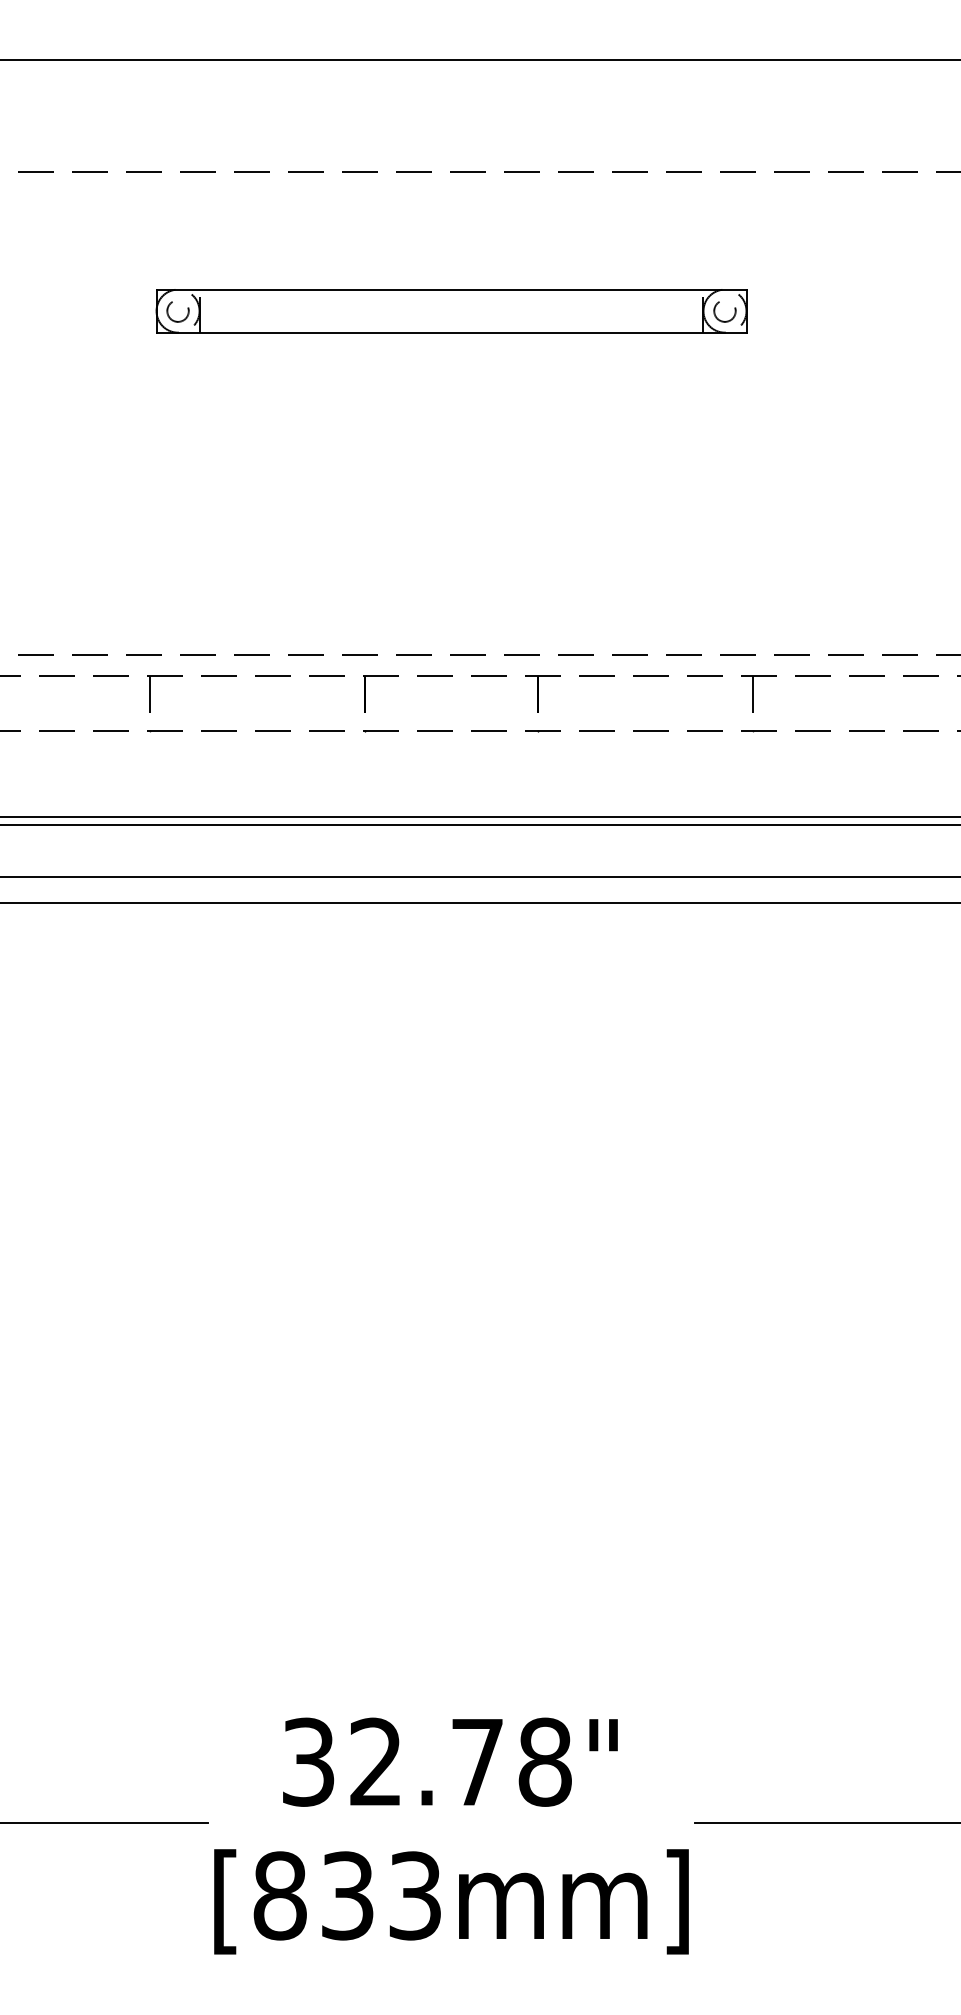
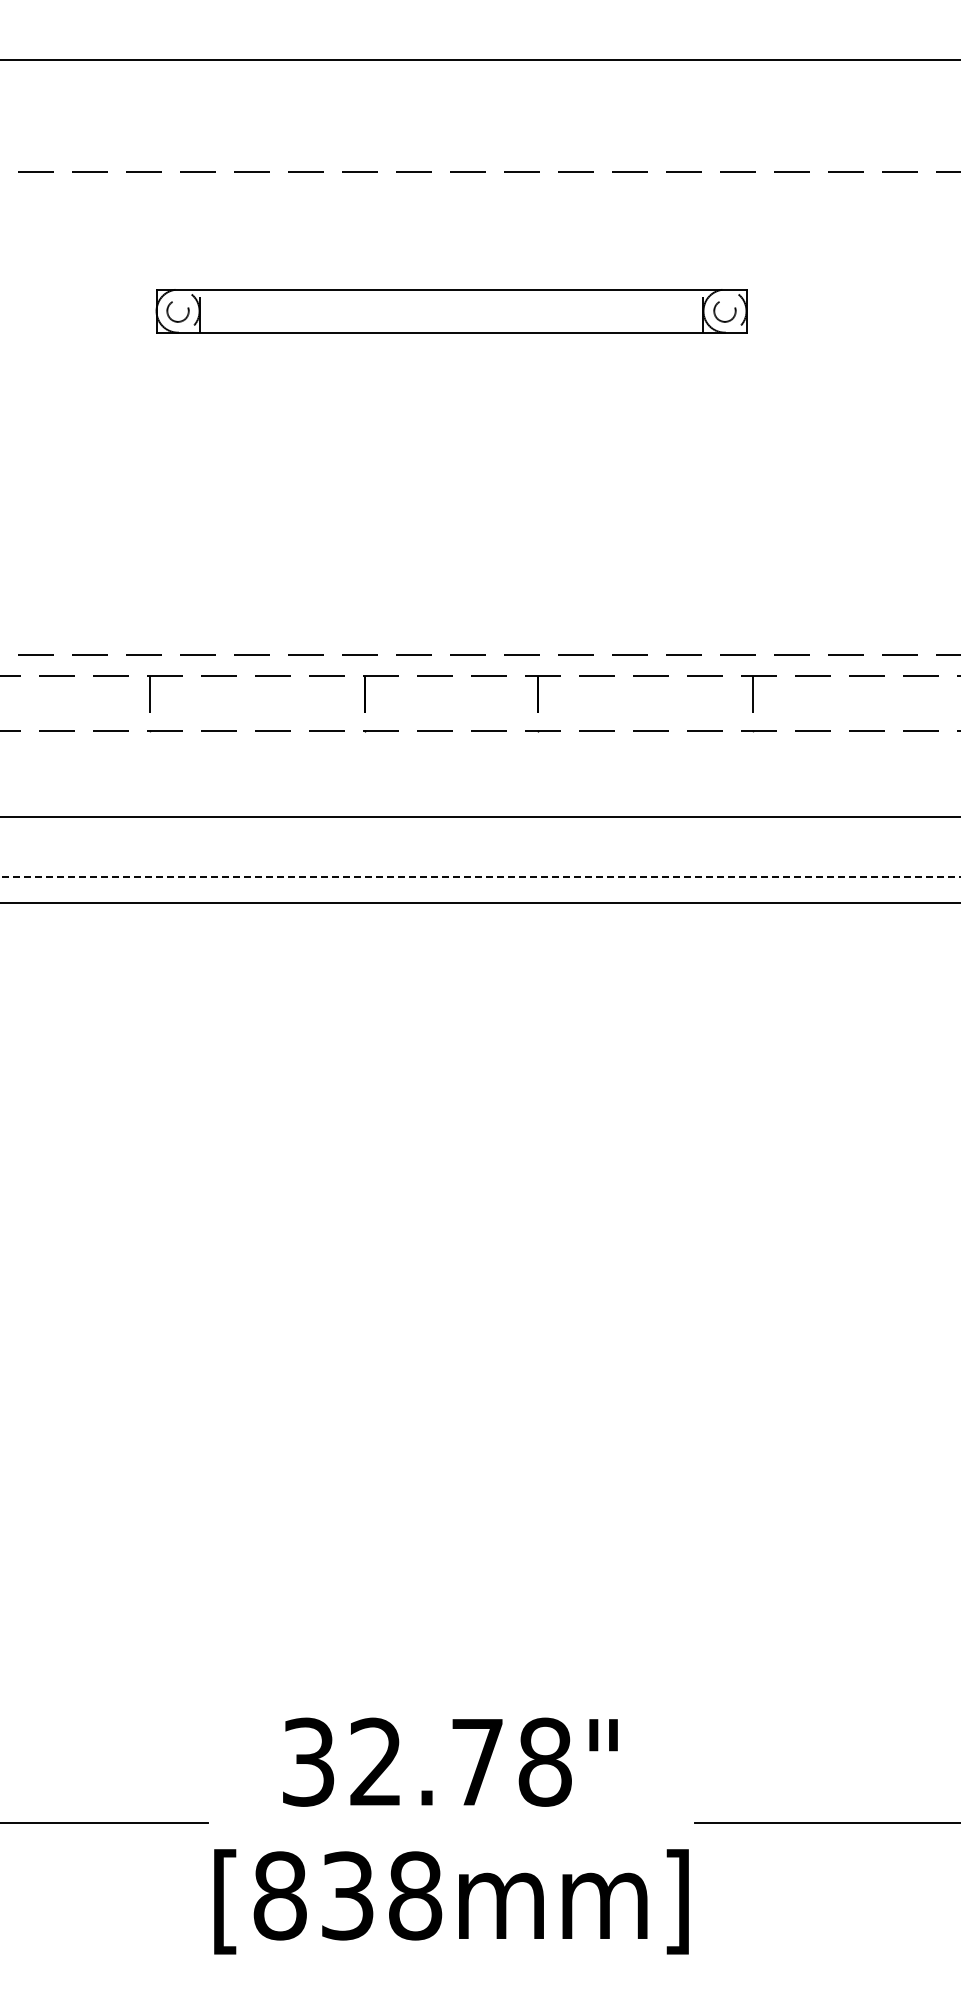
line: present -> none (479, 825)
line: solid -> dashed (480, 877)
text: [833mm] -> [838mm] (415, 1895)
